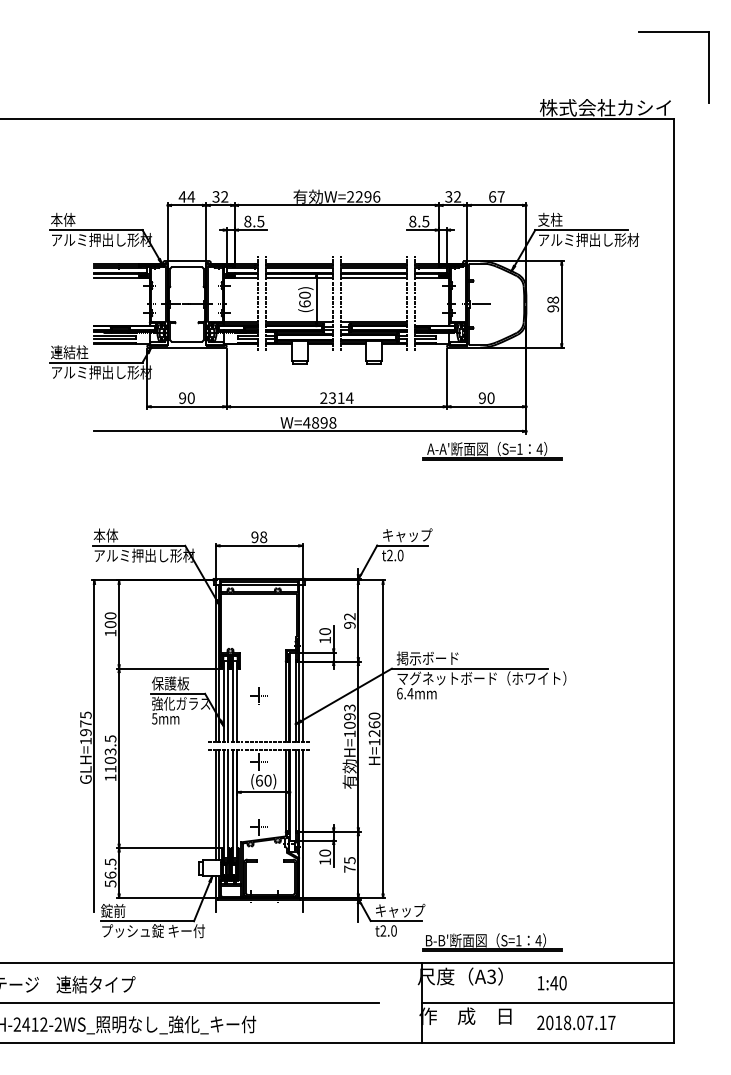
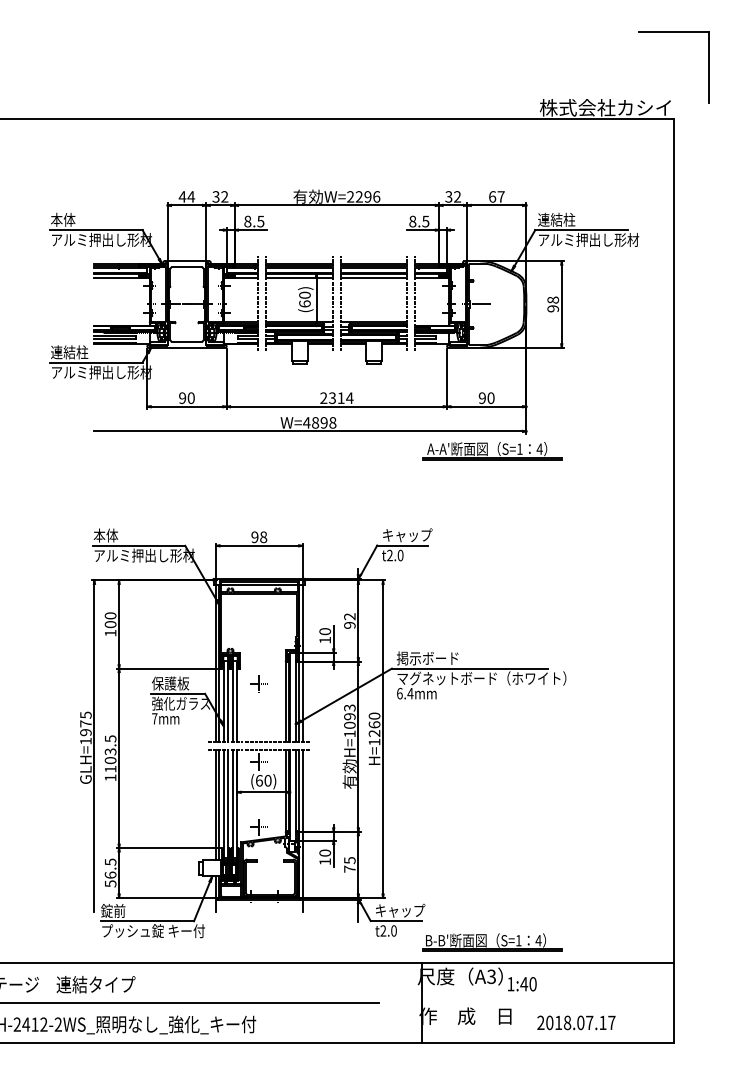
text: 支柱 -> 連結柱 (556, 219)
part position: (258, 695) -> (258, 683) (258, 683)
text: 5mm -> 7mm (154, 718)
text position: (552, 983) -> (522, 984) (522, 984)
line: present -> none (547, 1003)
